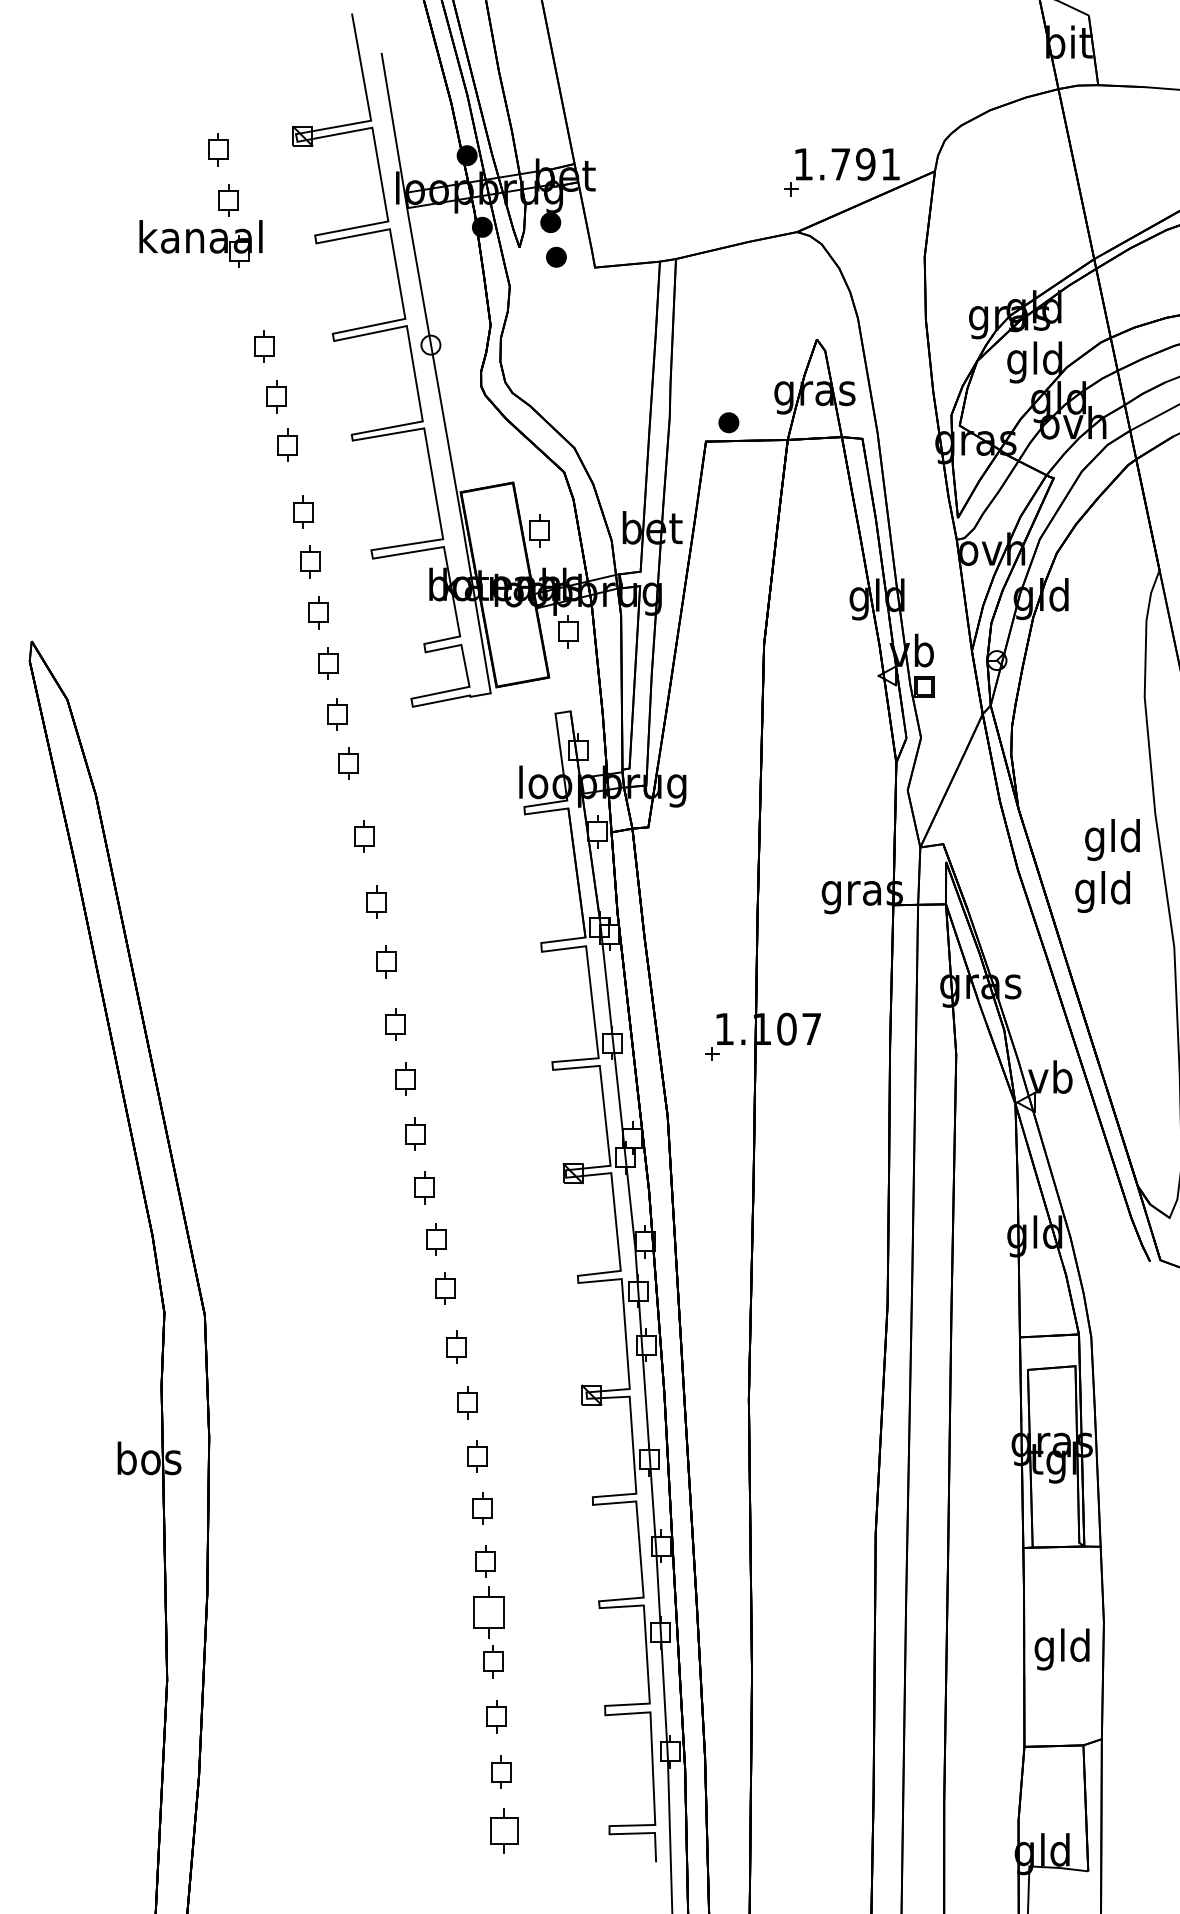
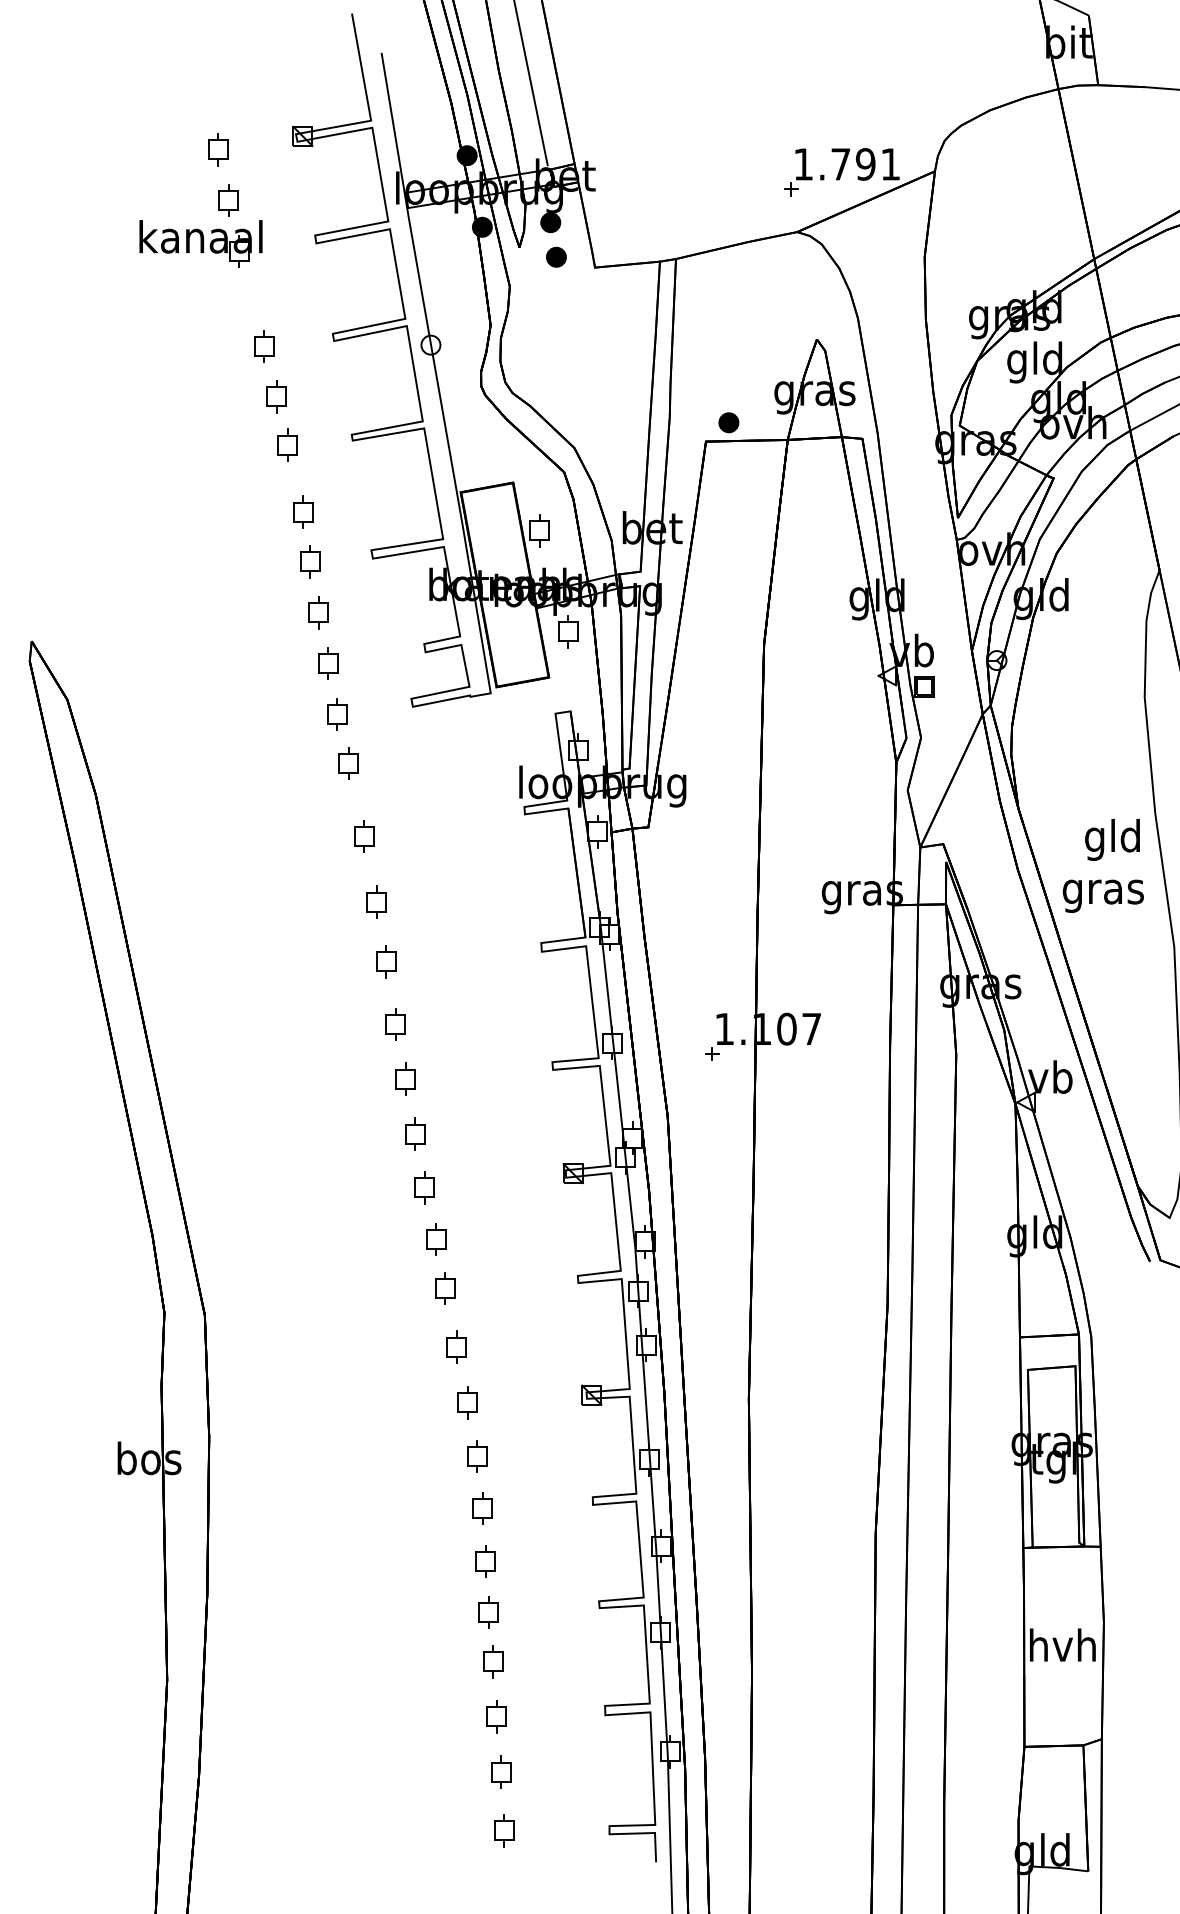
line: none -> present (530, 83)
text: gld -> gras (1102, 891)
part size: 32x53 px -> 21x33 px (488, 1612)
text: gld -> hvh (1062, 1649)
part size: 29x46 px -> 21x34 px (504, 1830)
